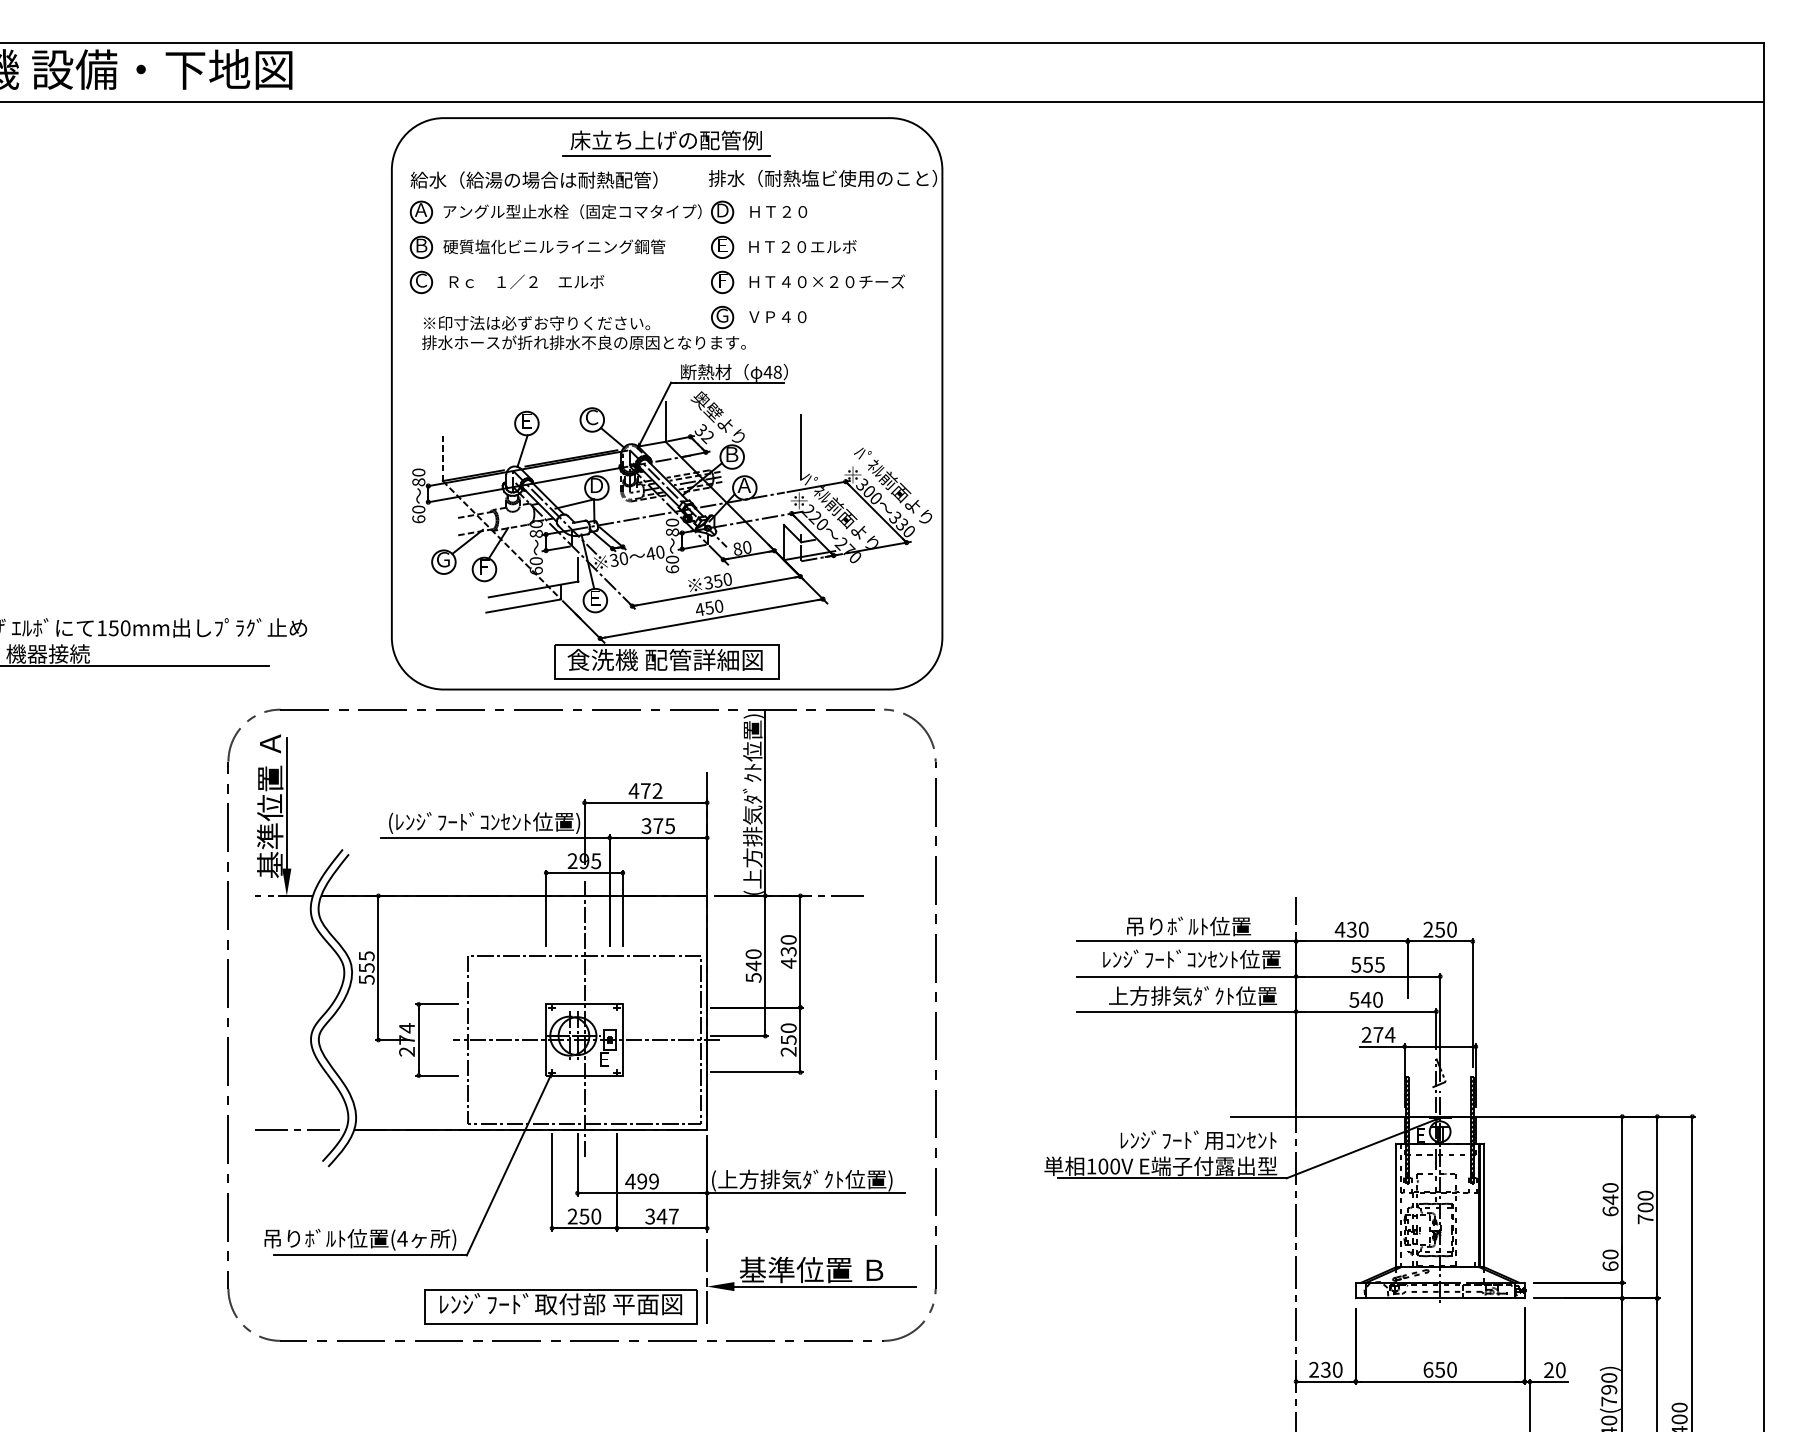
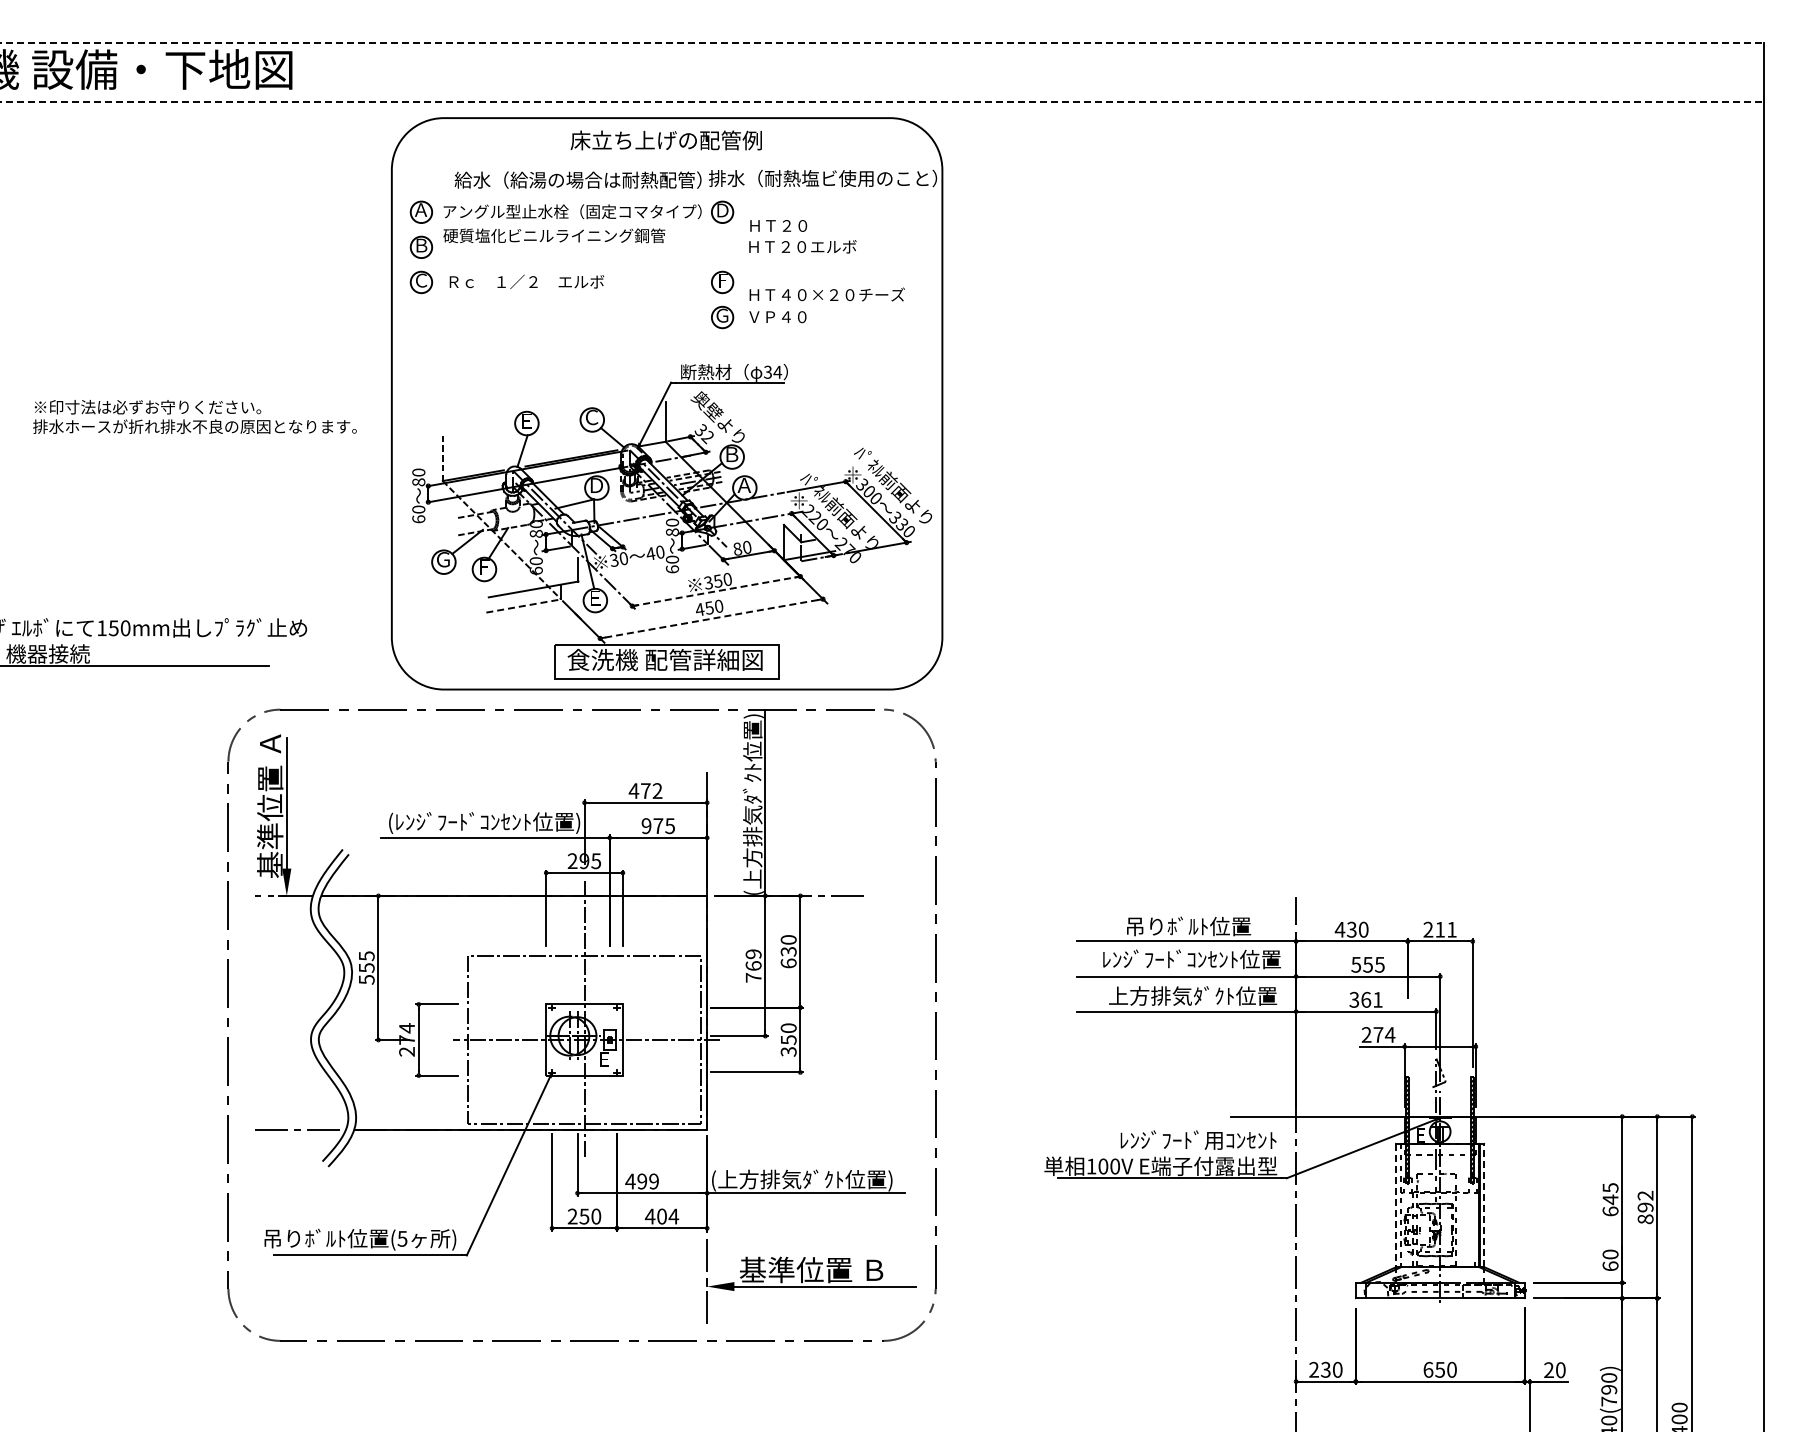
line: solid -> dashed (882, 43)
line: solid -> dashed (882, 101)
line: present -> none (666, 156)
text position: (533, 179) -> (577, 179) (577, 179)
text position: (778, 211) -> (778, 225) (778, 225)
text position: (554, 246) -> (554, 235) (554, 235)
part: present -> none (722, 246)
text position: (826, 281) -> (826, 294) (826, 294)
text position: (583, 332) -> (194, 416) (194, 416)
text: 48 -> 34 (772, 371)
line: present -> none (801, 447)
line: solid -> dashed (715, 591)
line: solid -> dashed (523, 606)
line: solid -> dashed (714, 618)
text: 375 -> 975 (646, 825)
text: 250 -> 211 (1445, 929)
text: 430 -> 630 (788, 963)
text: 540 -> 769 (753, 965)
text: 540 -> 361 (1366, 999)
text: 250 -> 350 (788, 1051)
text: 640 -> 645 (1610, 1187)
line: solid -> dashed (1396, 1205)
line: solid -> dashed (1484, 1205)
text: 700 -> 892 (1645, 1207)
text: 347 -> 404 (661, 1216)
text: (4 -> (5 (402, 1238)
part: present -> none (560, 1306)
